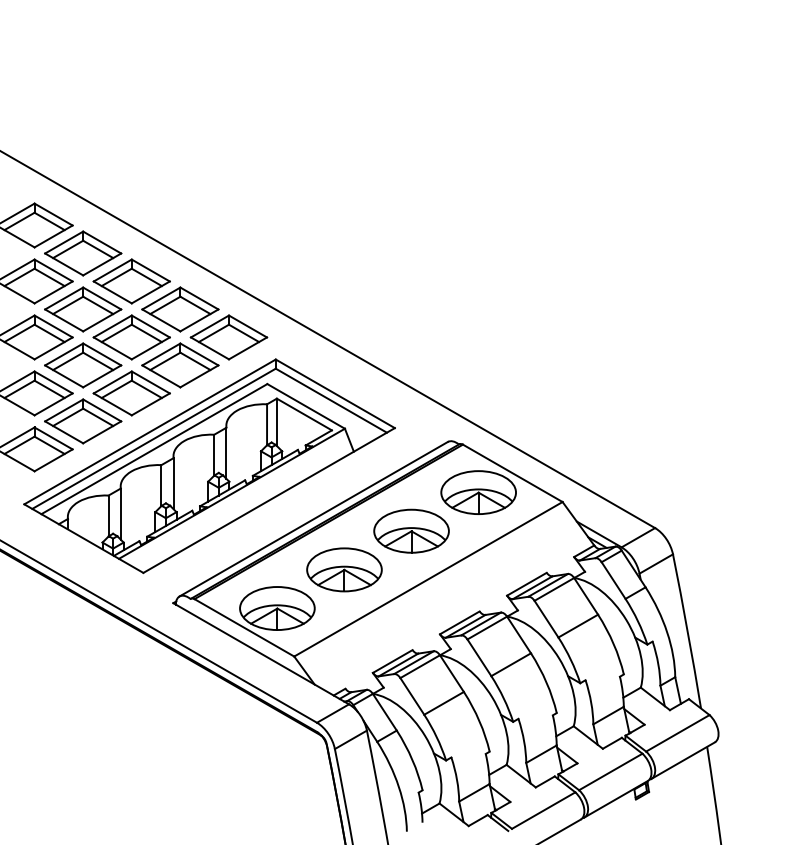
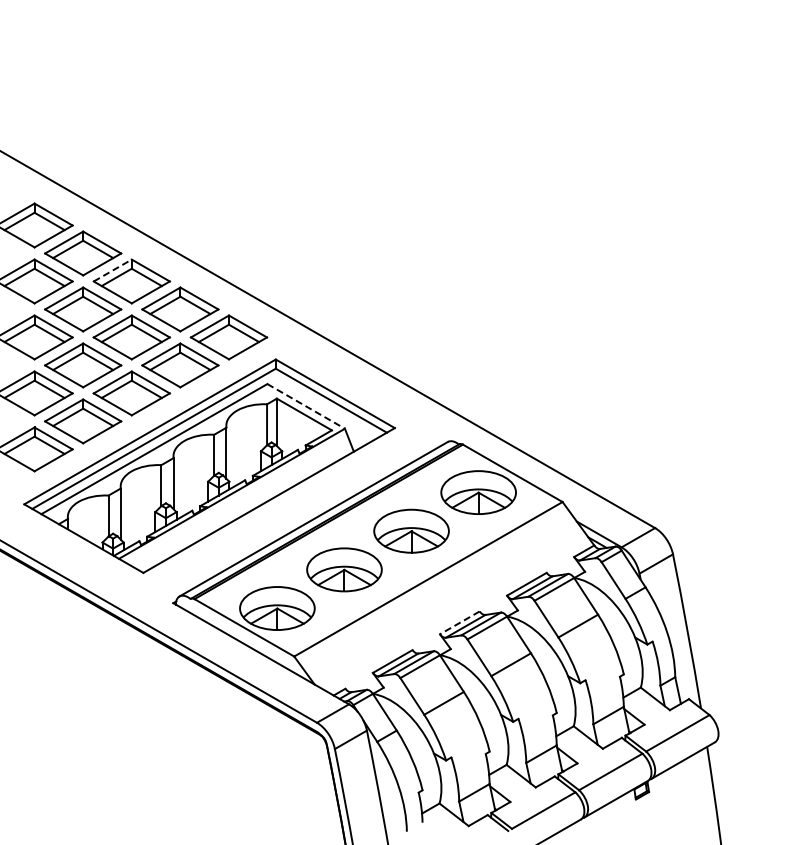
line: solid -> dashed (112, 270)
line: solid -> dashed (306, 406)
line: solid -> dashed (459, 622)
